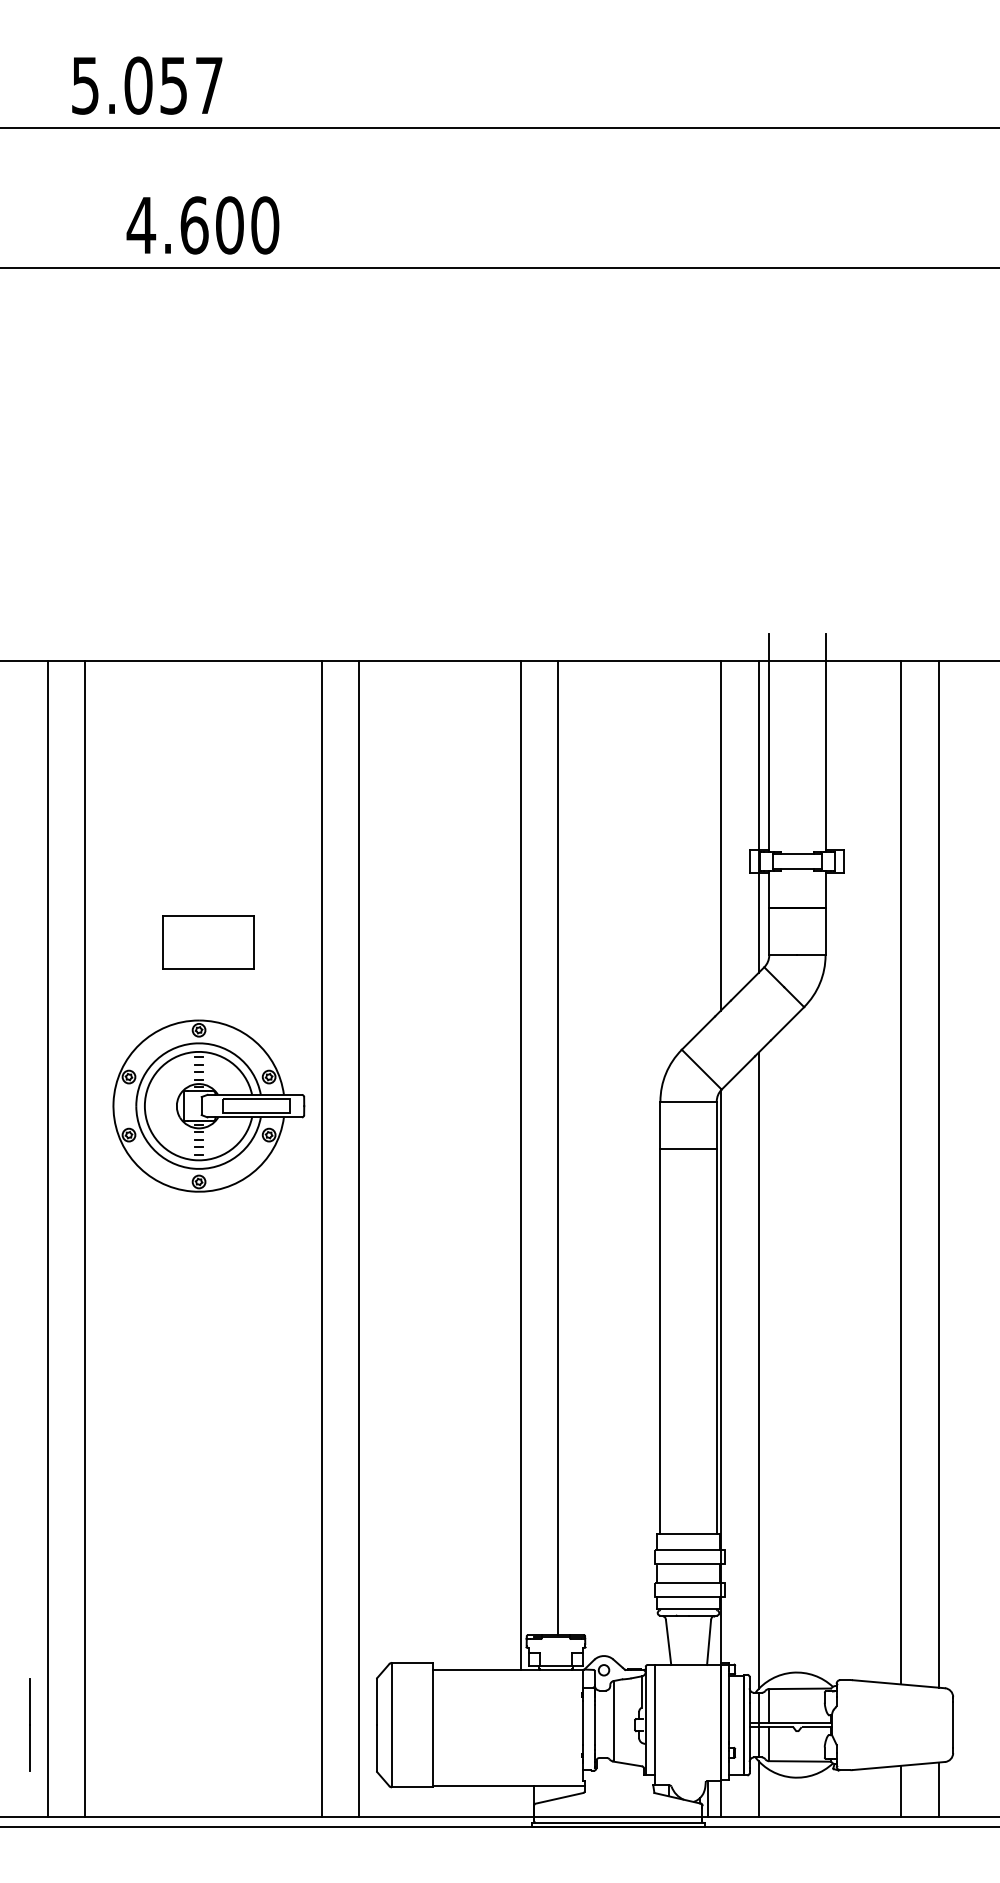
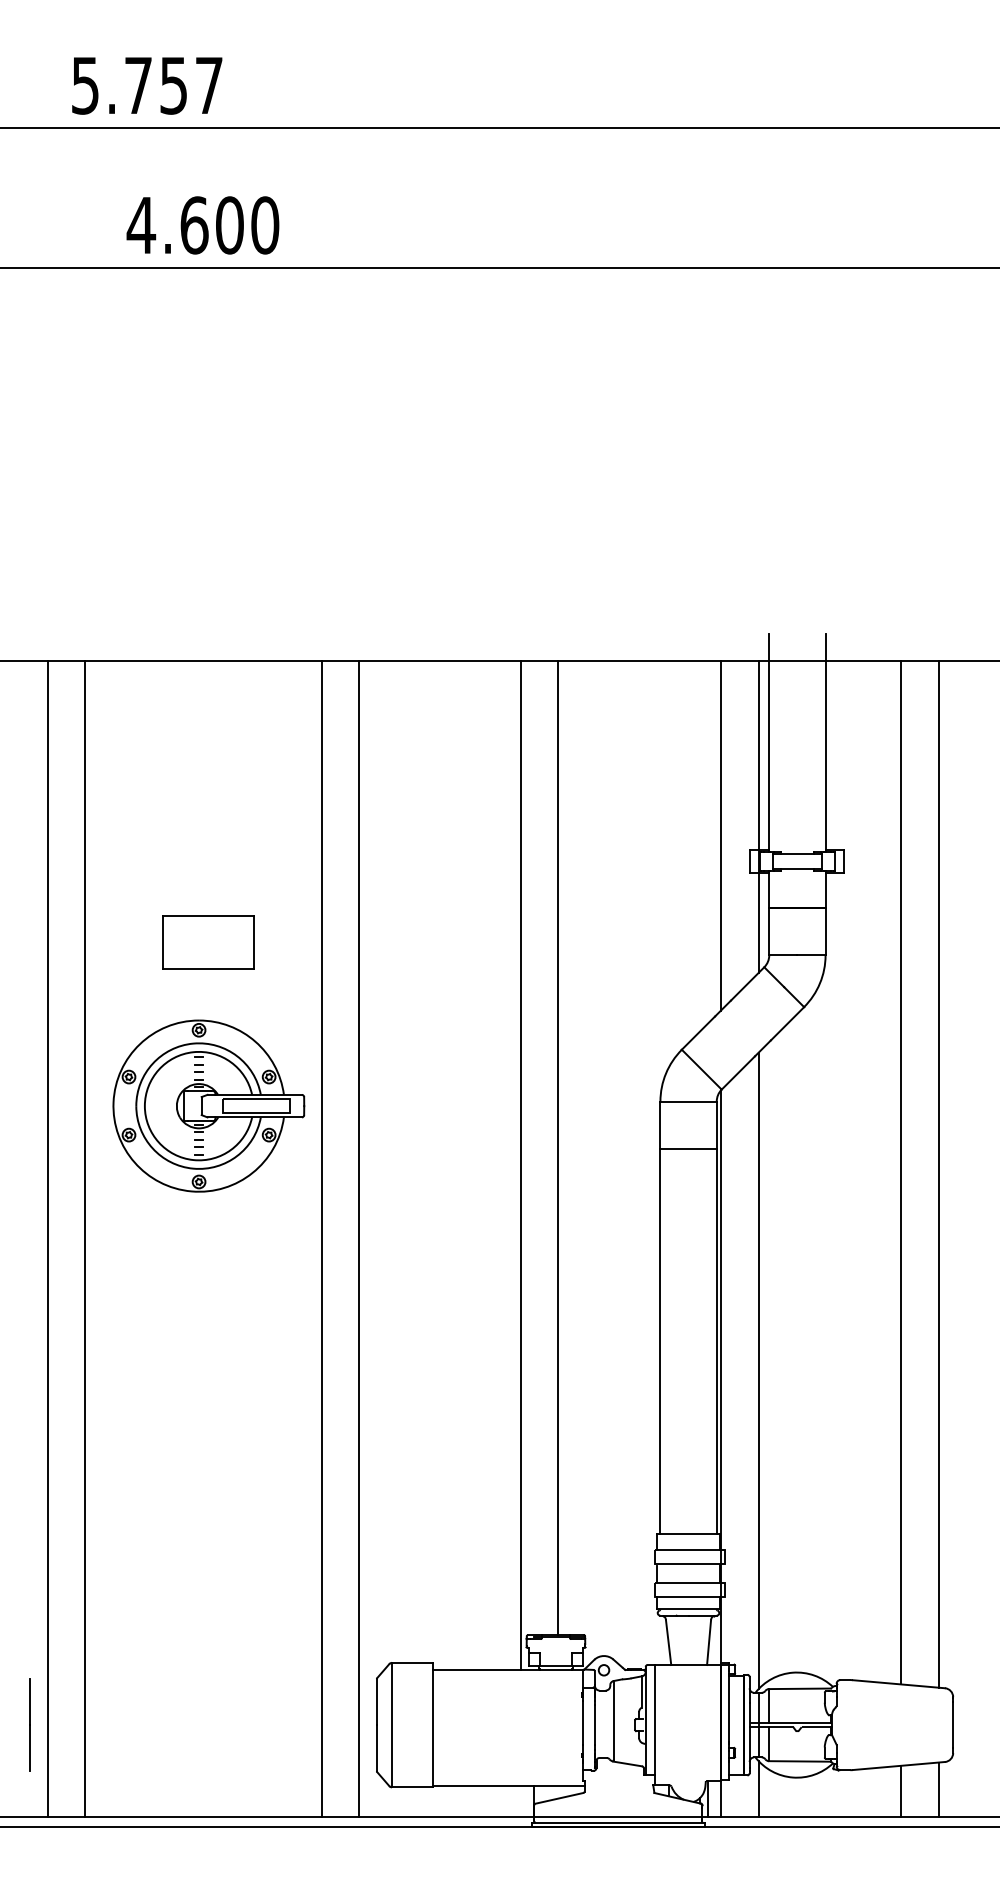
text: 5.057 -> 5.757 (138, 85)
